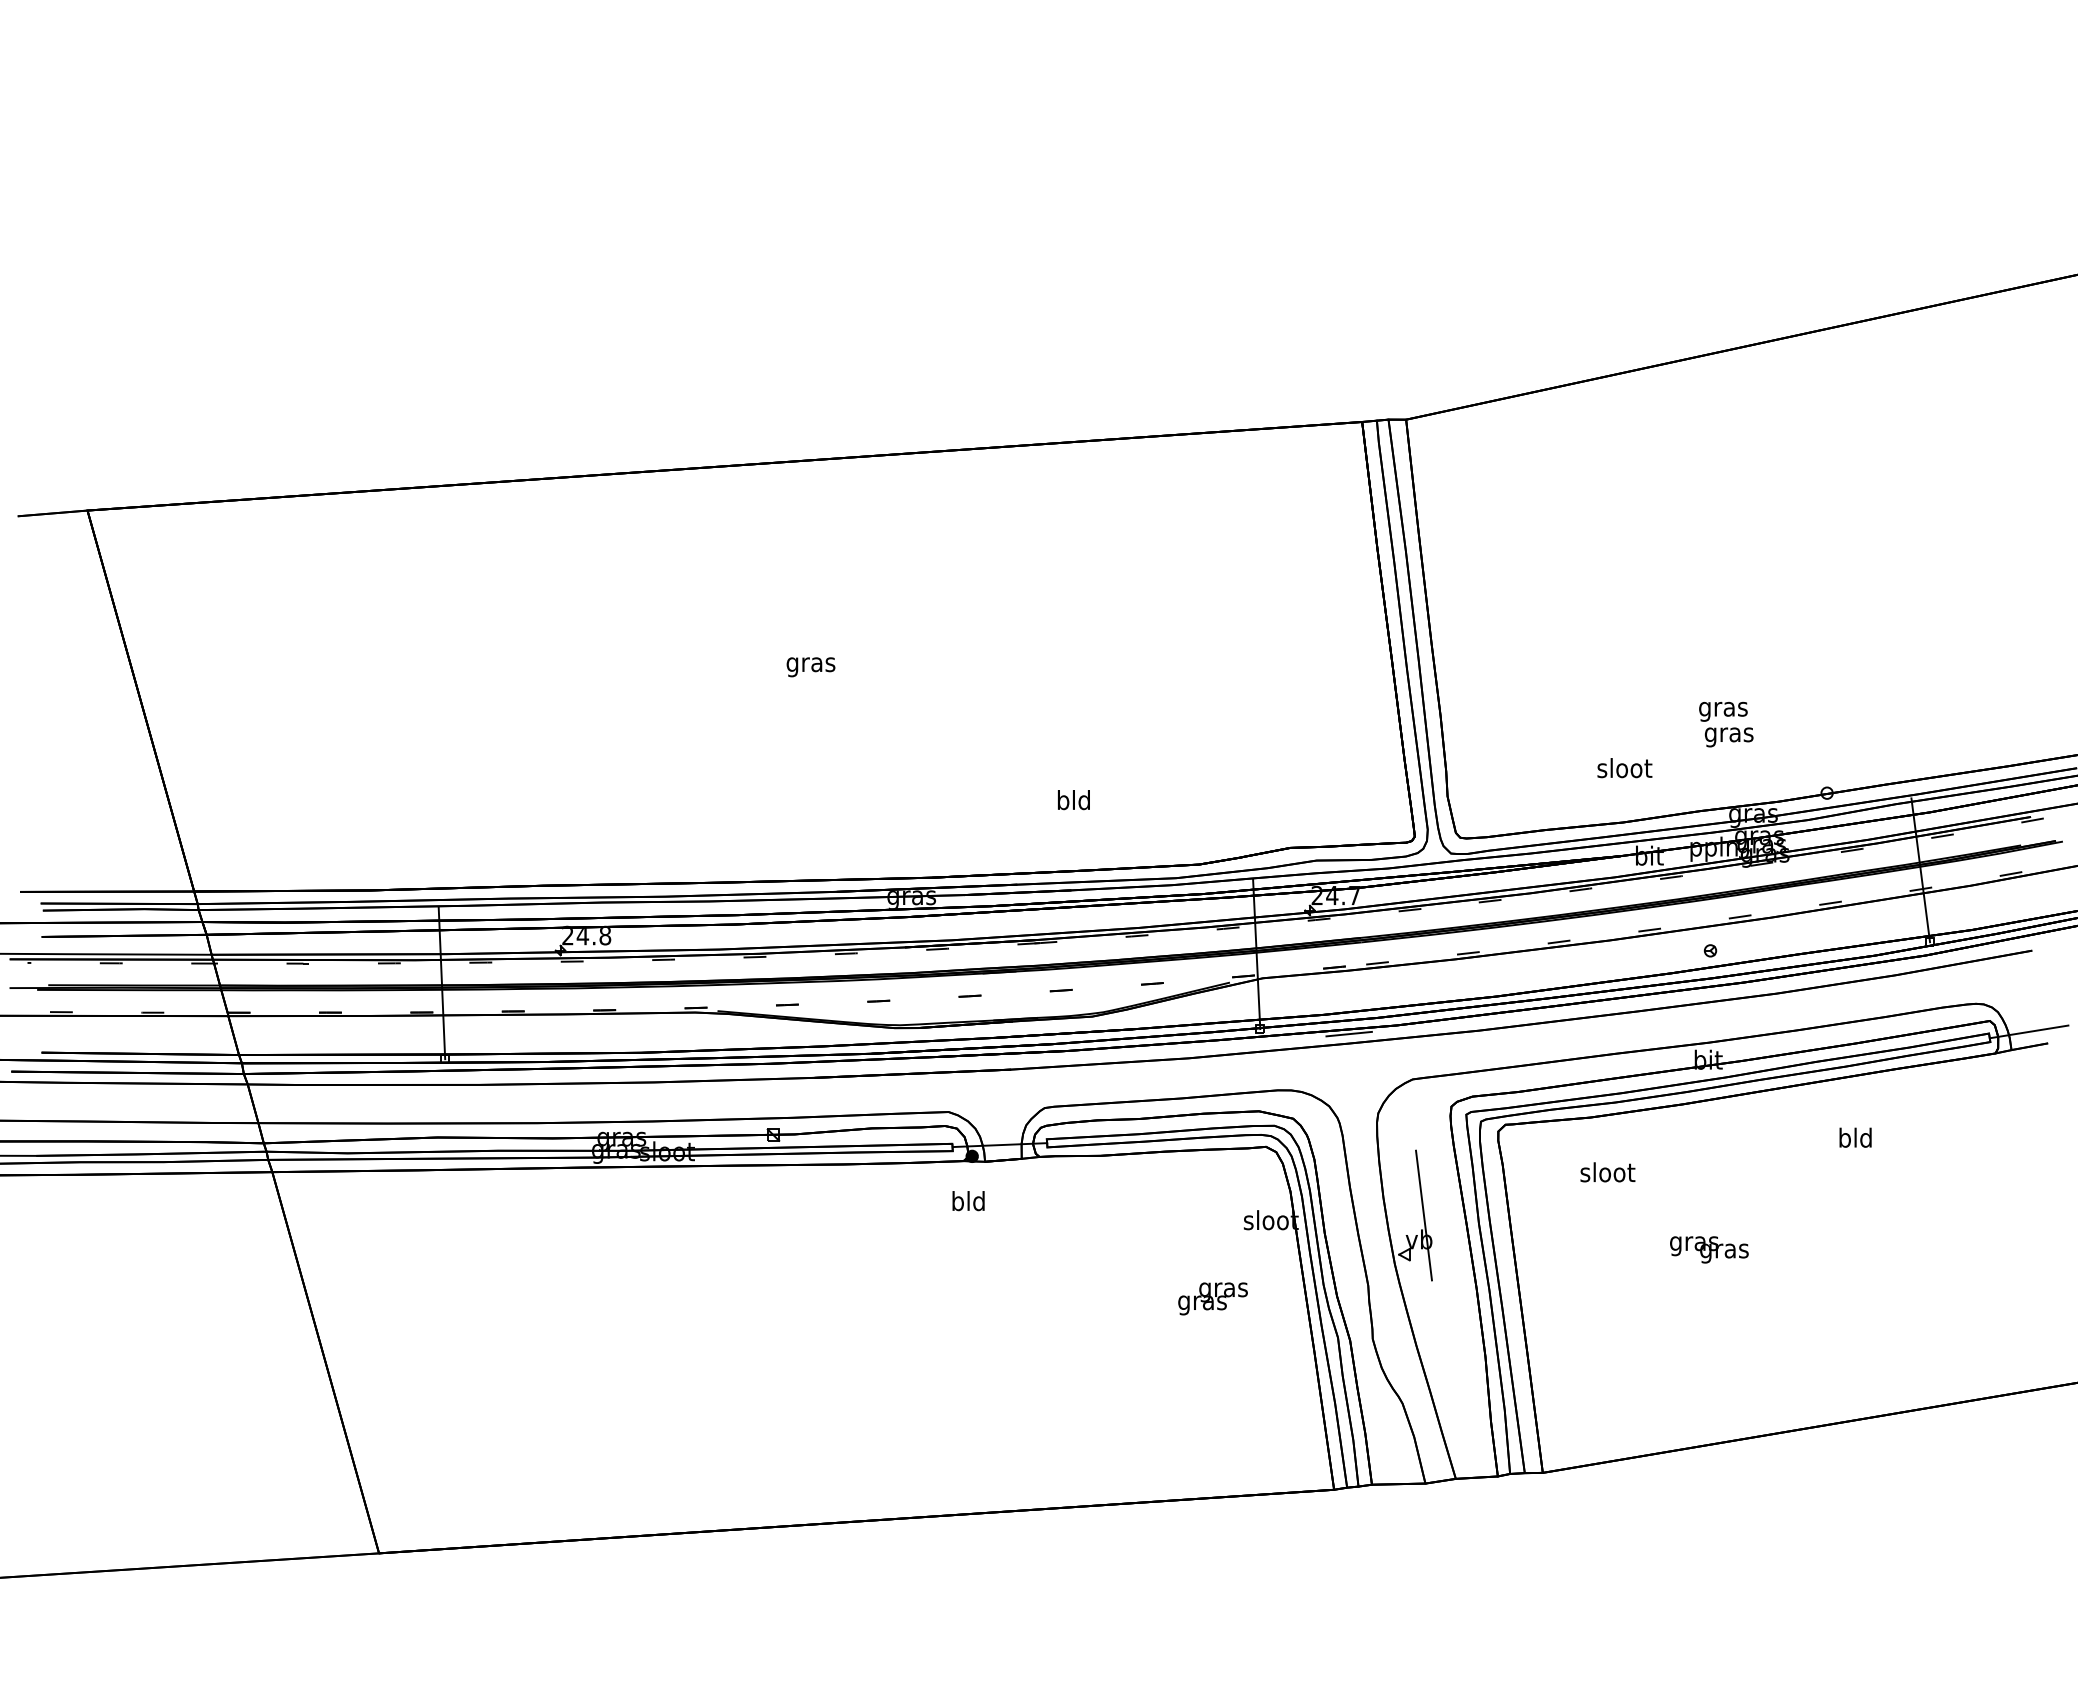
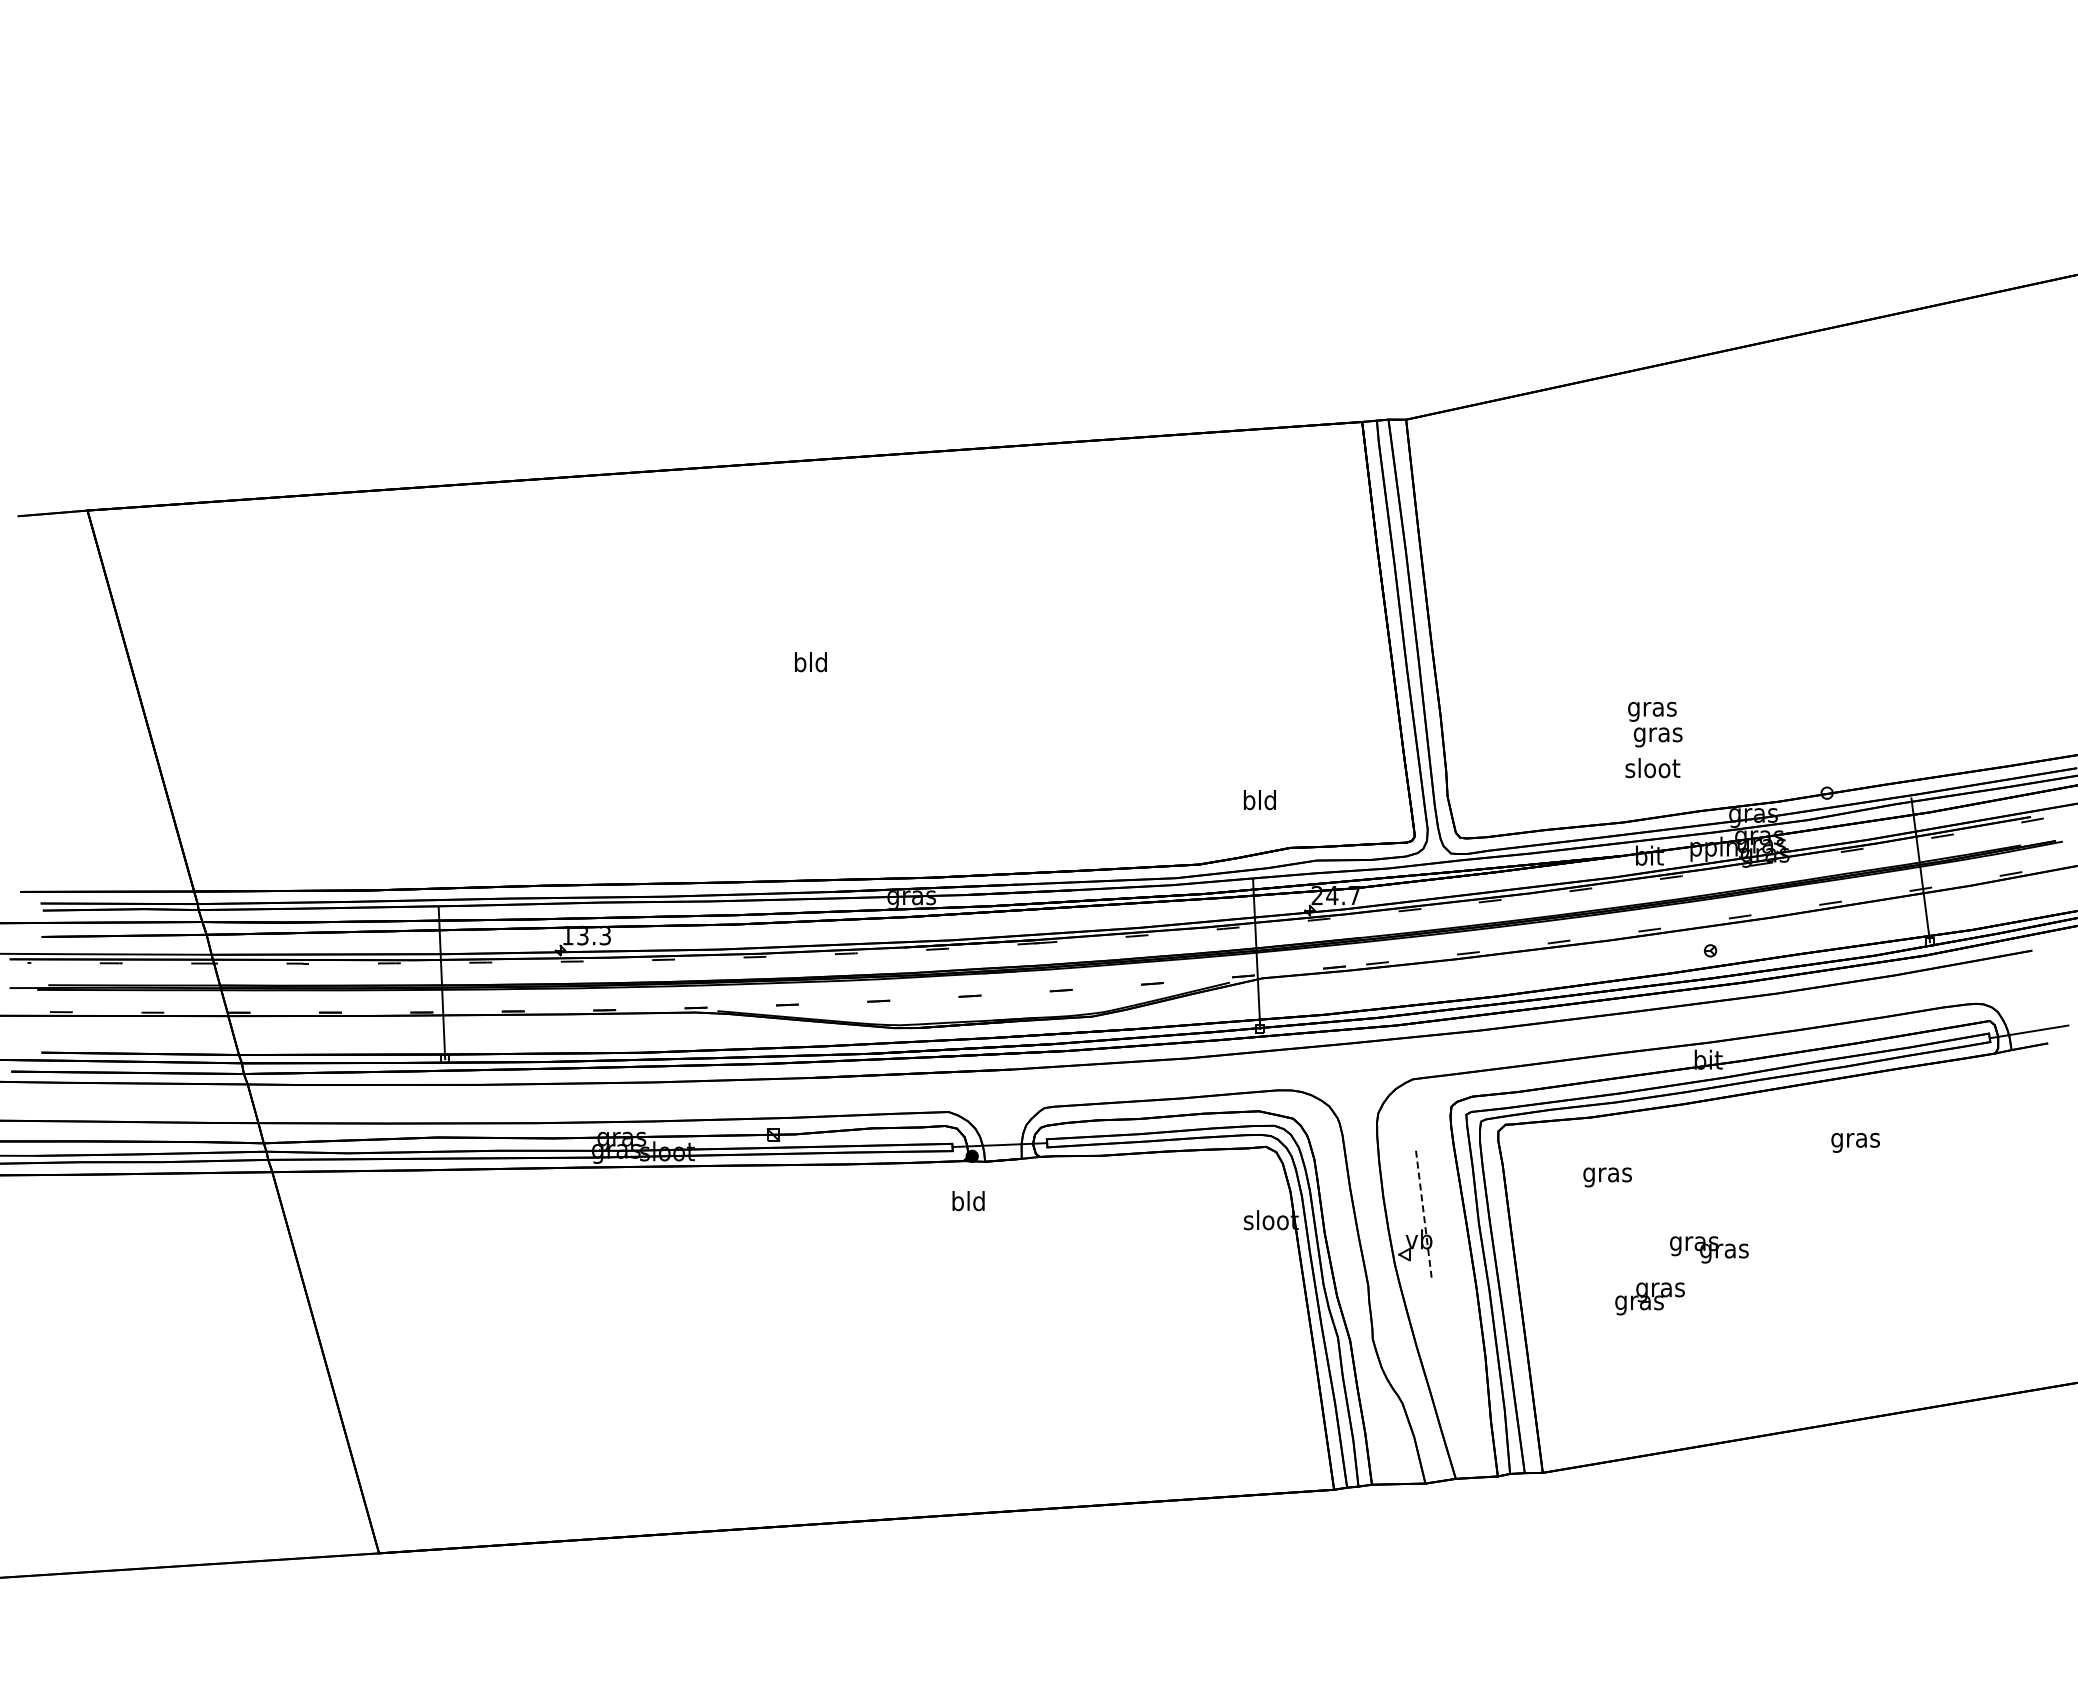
text: gras -> bld (810, 664)
text position: (1726, 724) -> (1655, 724) (1655, 724)
text position: (1624, 768) -> (1652, 768) (1652, 768)
text position: (1073, 800) -> (1259, 800) (1259, 800)
text: 24.8 -> 13.3 (586, 935)
line: present -> none (1348, 1033)
text: bld -> gras (1855, 1139)
text: sloot -> gras (1607, 1174)
line: solid -> dashed (1424, 1216)
text position: (1212, 1298) -> (1649, 1298) (1649, 1298)
